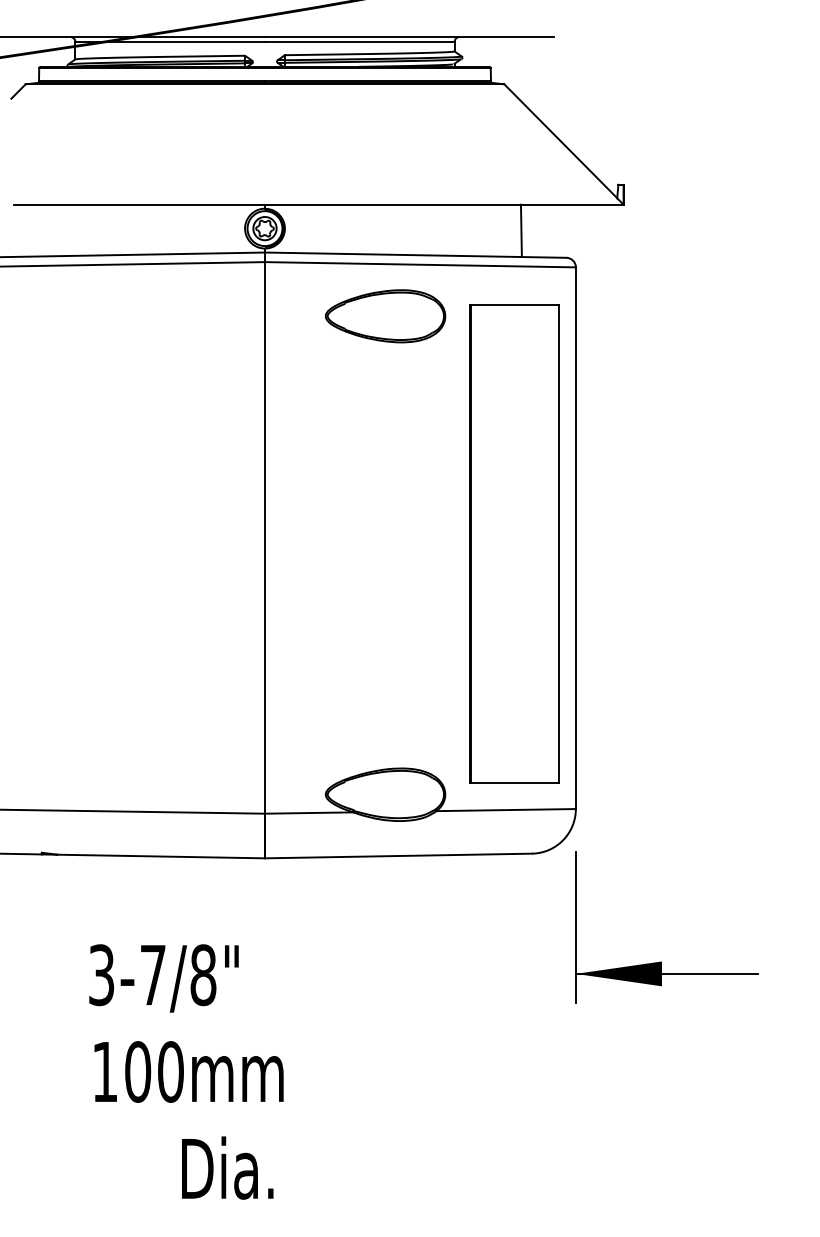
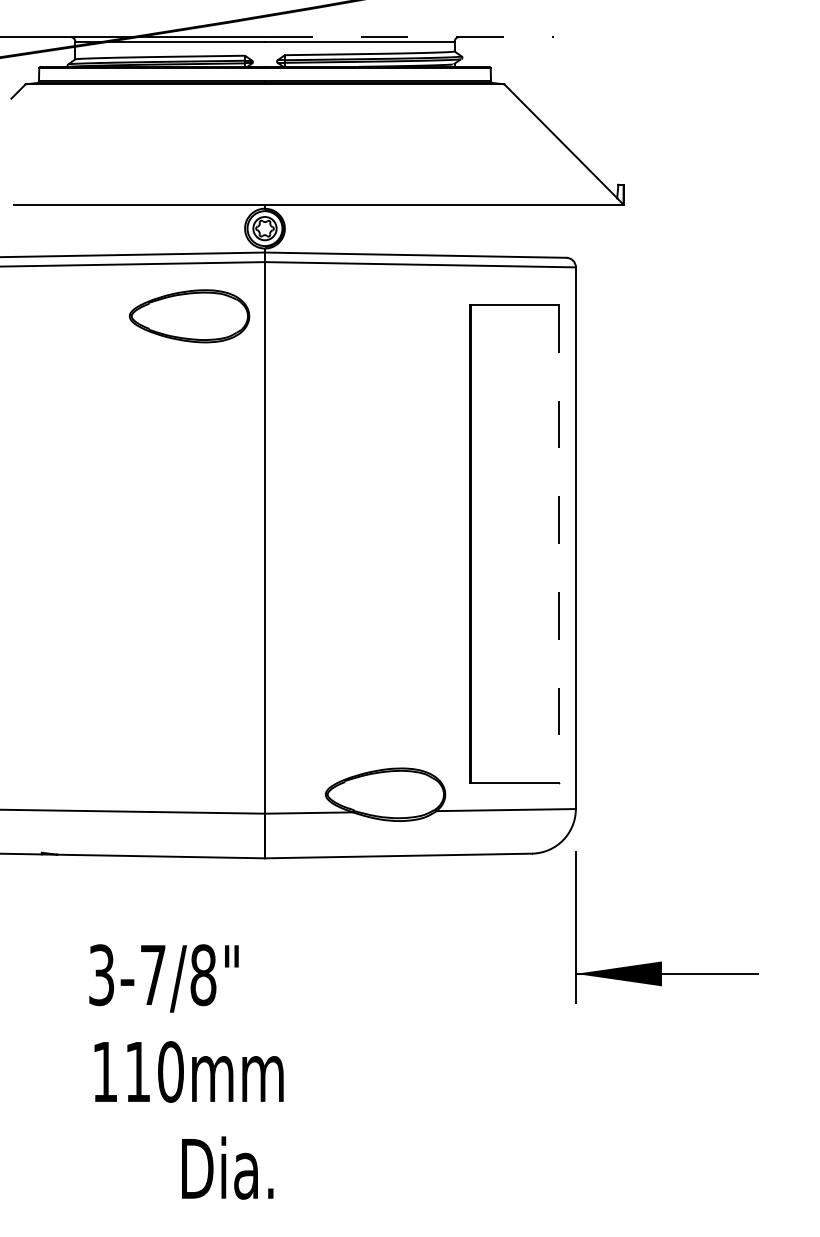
line: solid -> dashed (409, 37)
line: present -> none (520, 230)
part position: (385, 316) -> (189, 316) (189, 316)
line: solid -> dashed (559, 544)
text: 100mm -> 110mm (138, 1071)
